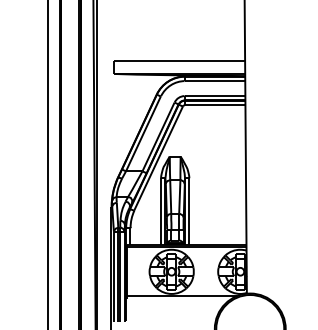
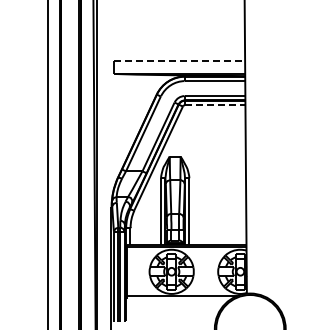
line: solid -> dashed (180, 61)
line: solid -> dashed (215, 105)
